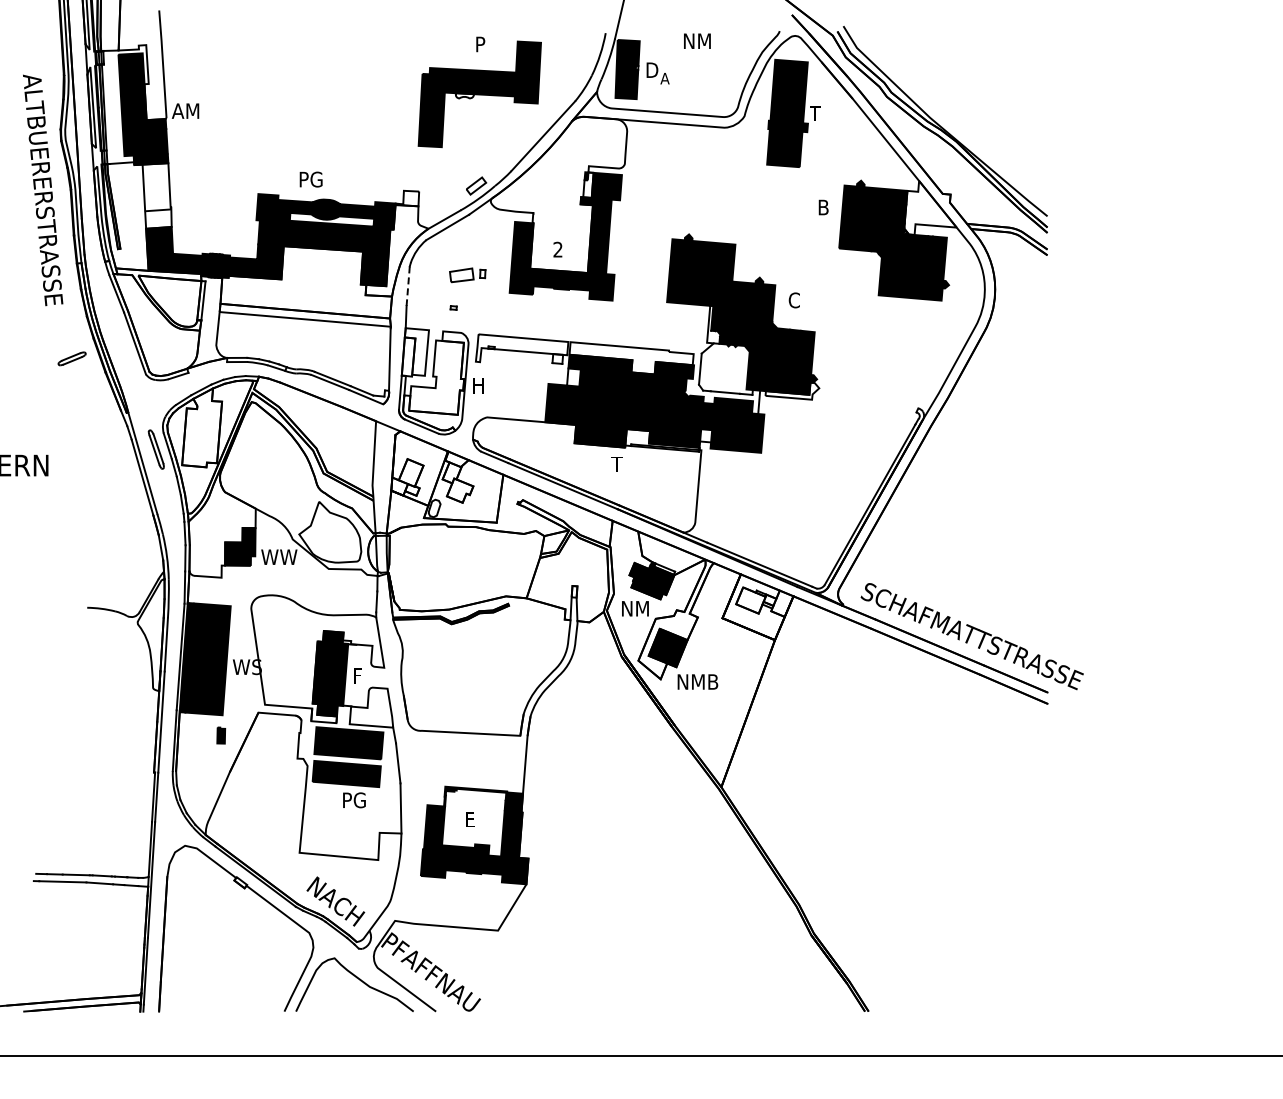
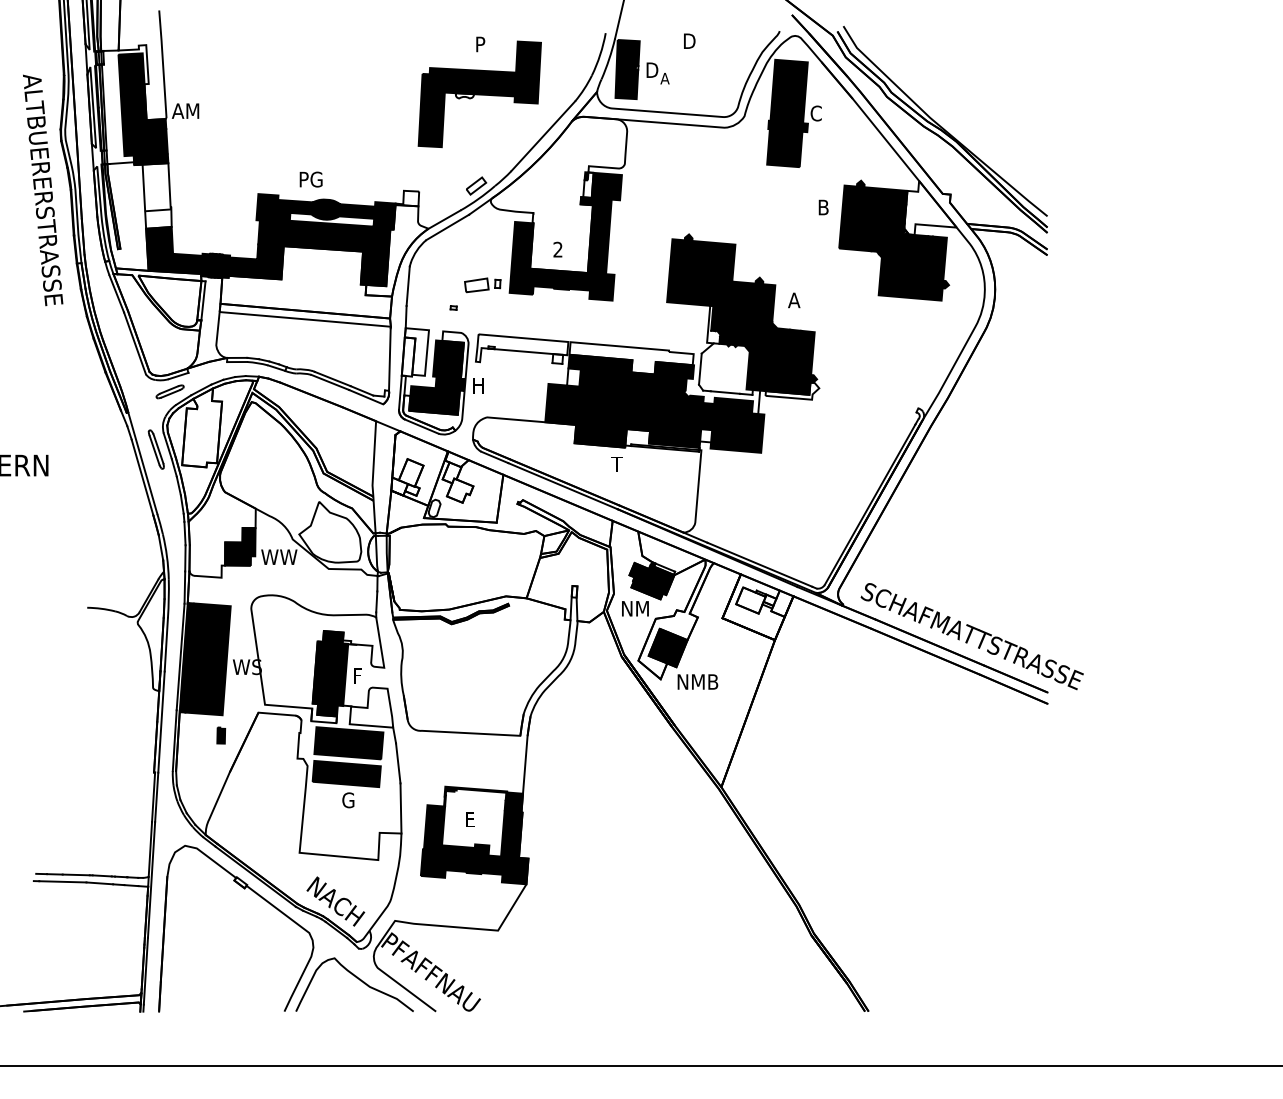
text: NM -> D (697, 40)
text: T -> C (815, 113)
part position: (467, 275) -> (482, 285) (482, 285)
line: dashed -> solid (408, 286)
text: C -> A (794, 300)
part position: (71, 358) -> (169, 391) (169, 391)
fill: none -> present (436, 377)
text: PG -> G (353, 800)
line position: (640, 1055) -> (640, 1065) (640, 1065)
